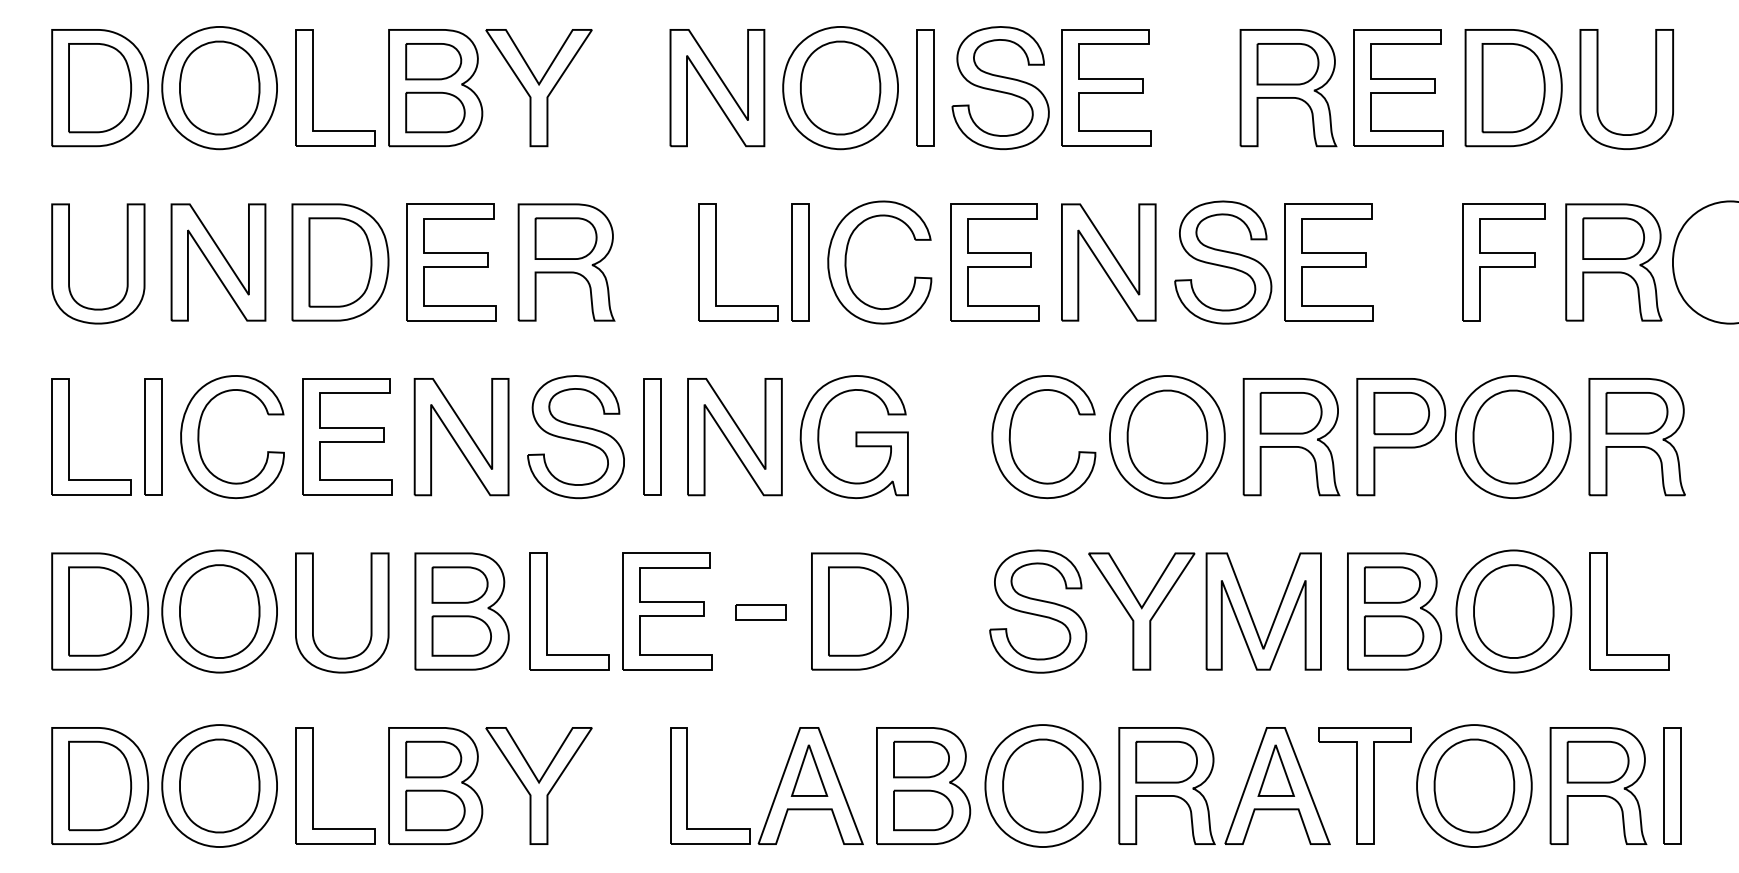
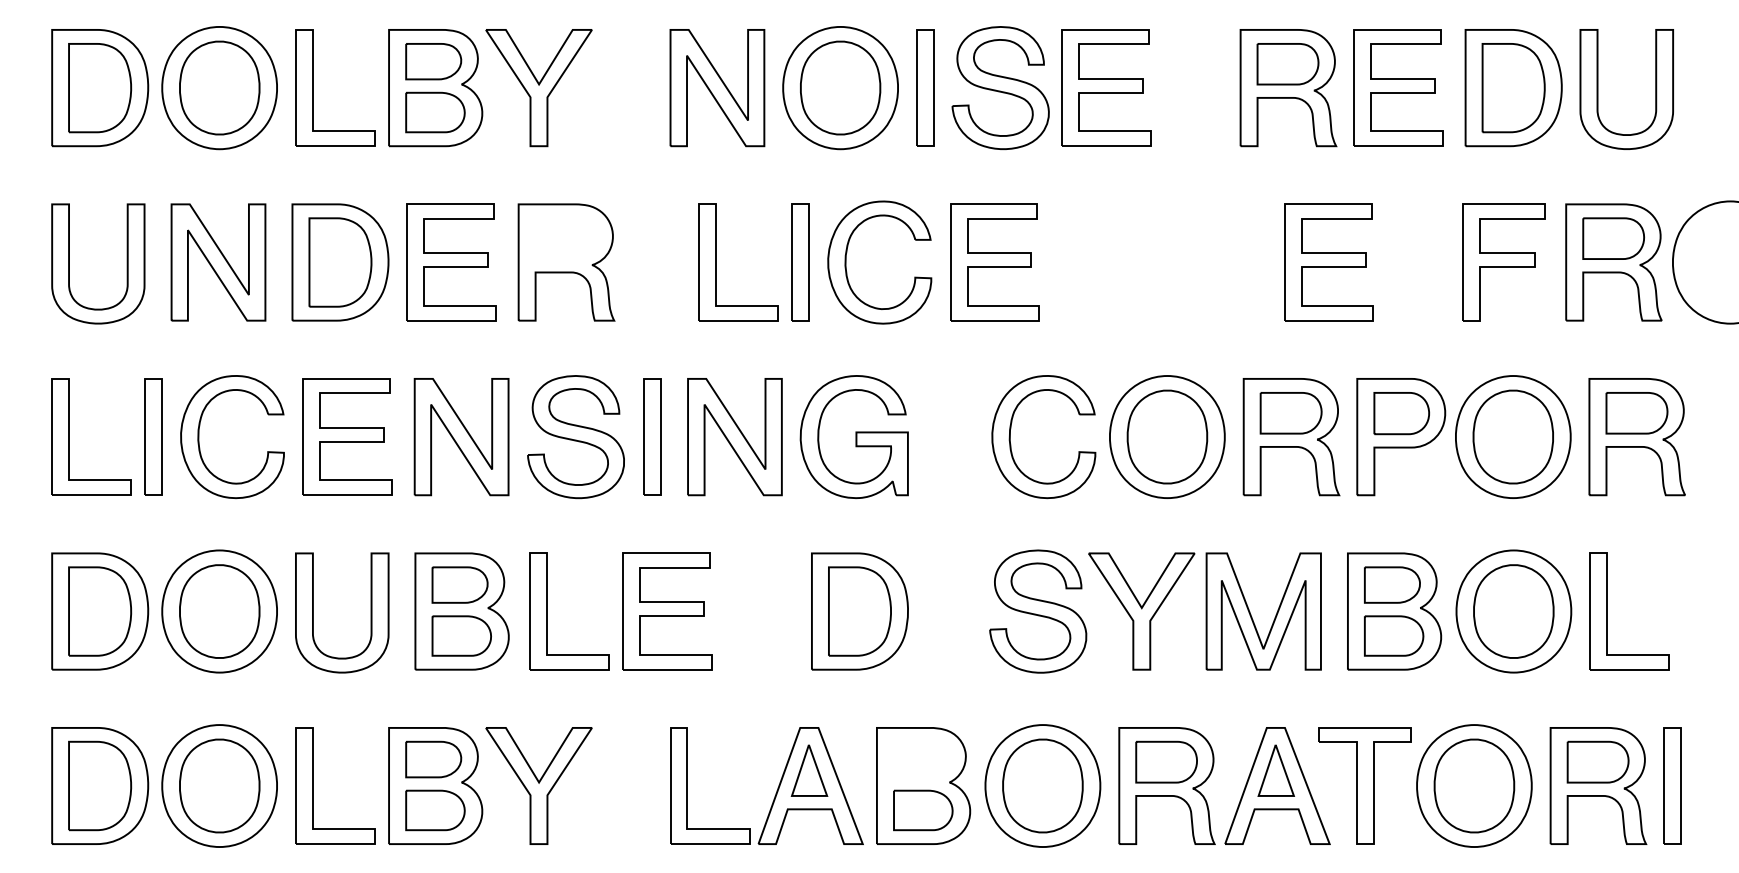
part: present -> none (565, 238)
part: present -> none (1108, 262)
part: present -> none (1223, 262)
part: present -> none (760, 612)
part: present -> none (921, 759)
